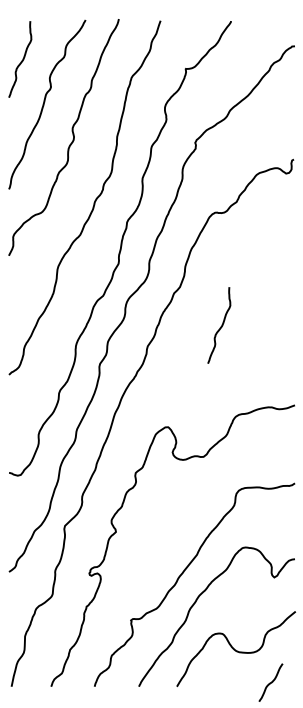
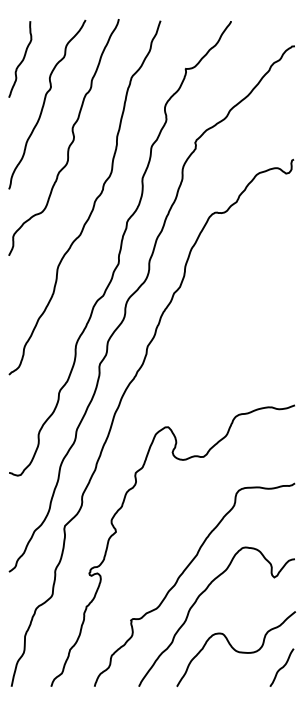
curve: present -> none (220, 326)
curve position: (270, 682) -> (281, 667) (281, 667)
